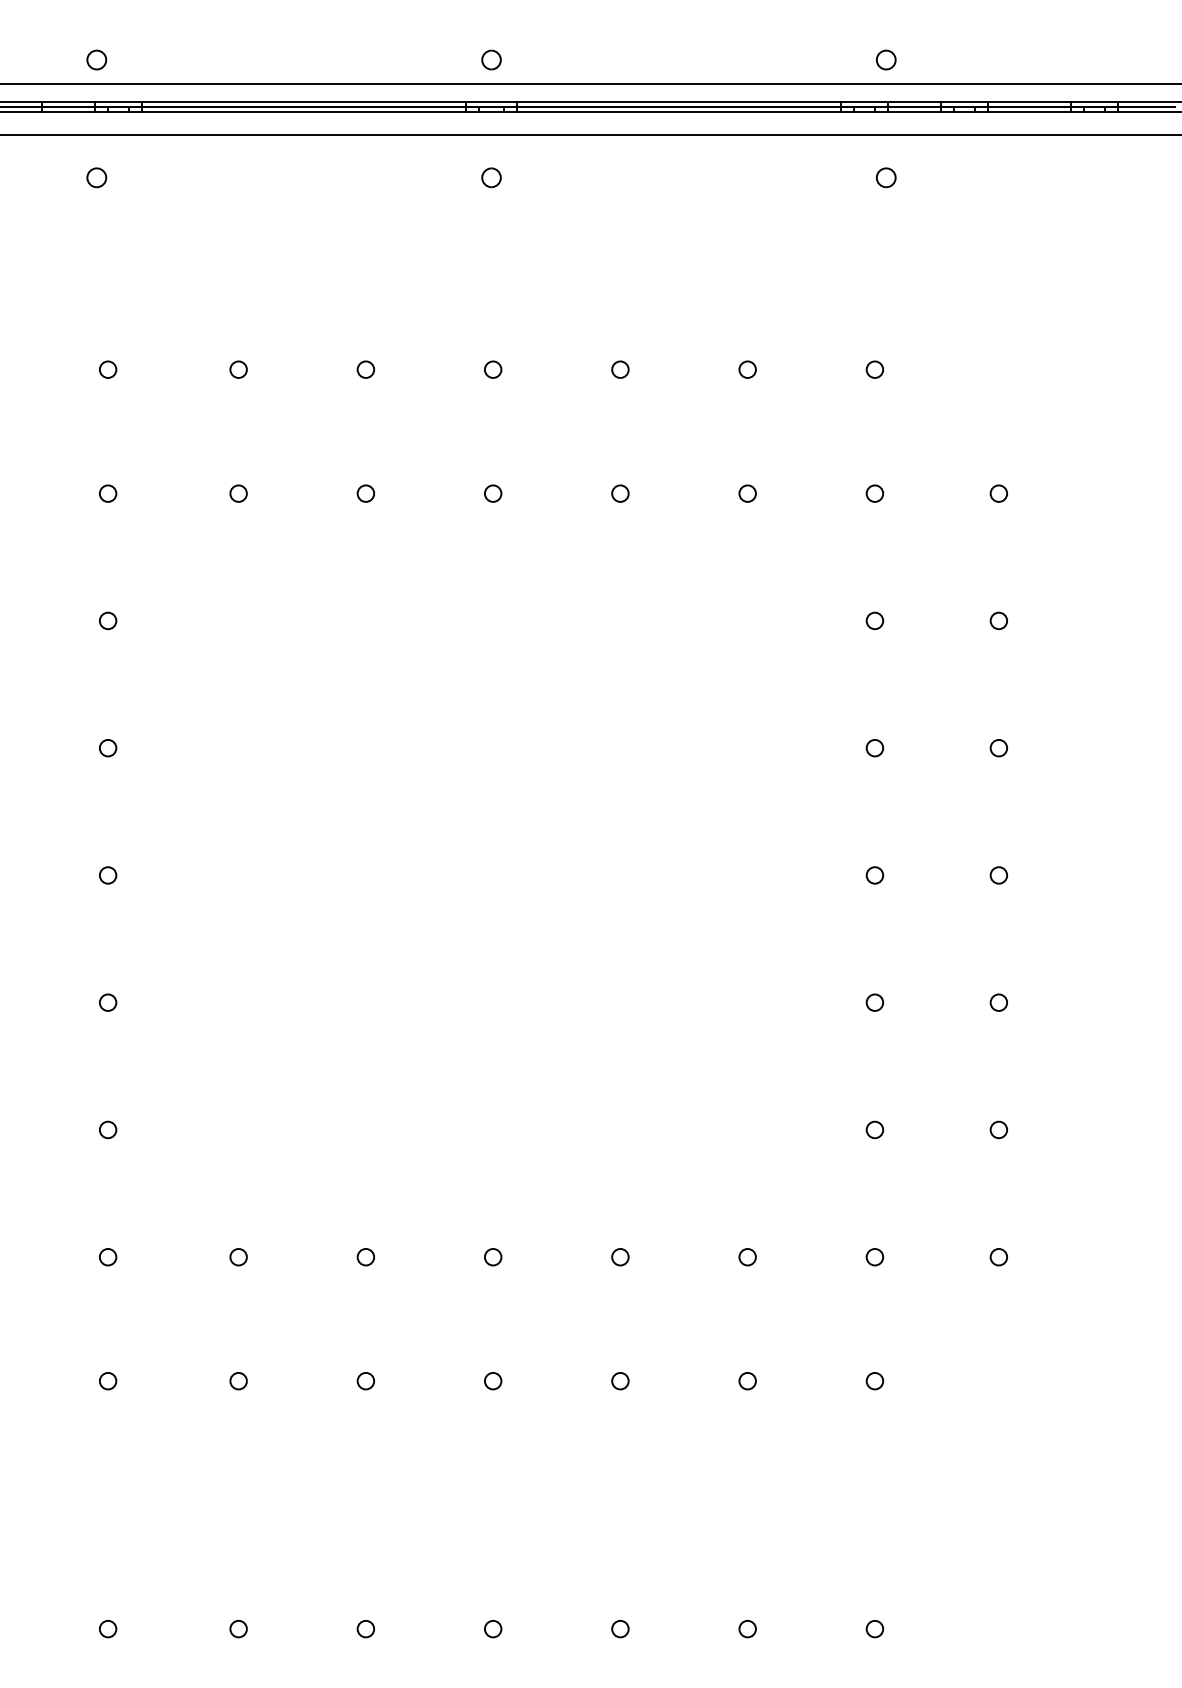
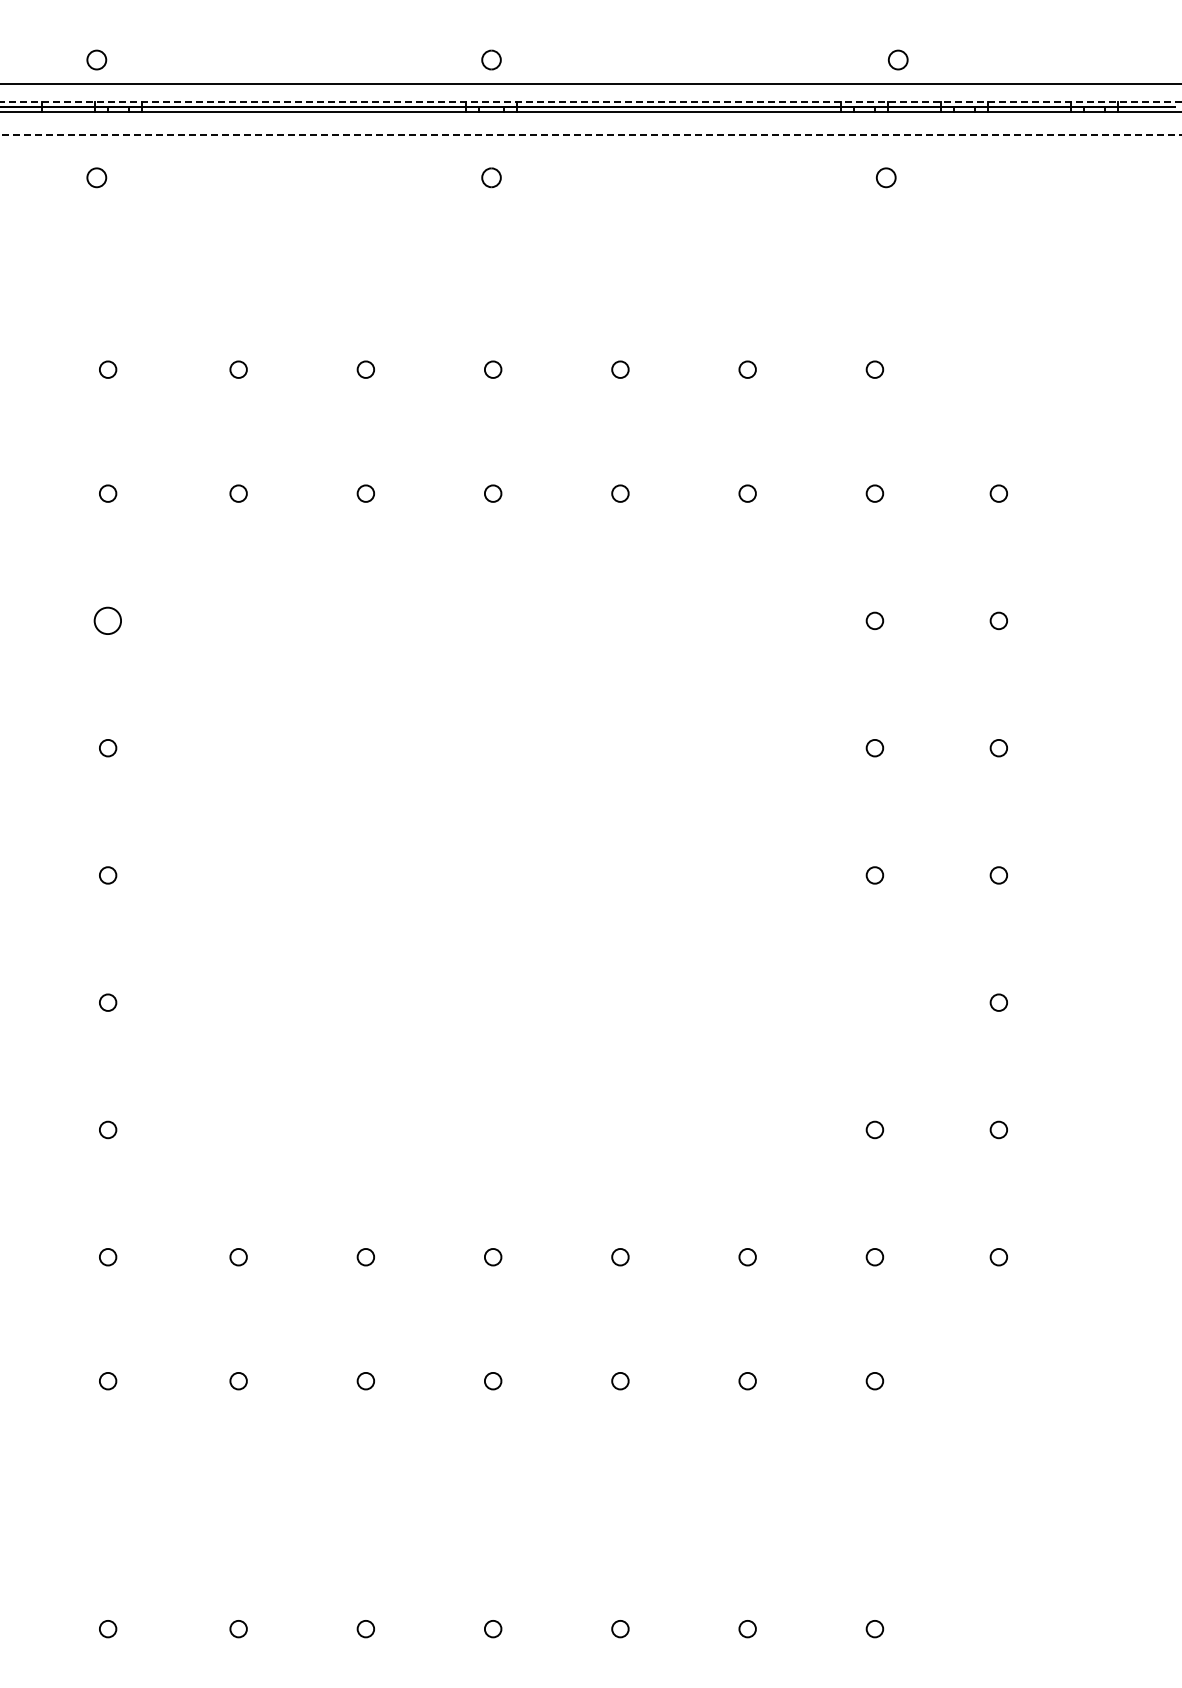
circle position: (886, 59) -> (898, 59) (898, 59)
line: solid -> dashed (591, 102)
line: solid -> dashed (591, 135)
circle size: 19x20 px -> 29x29 px (107, 620)
circle: present -> none (874, 1002)
